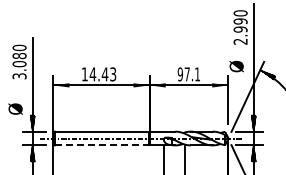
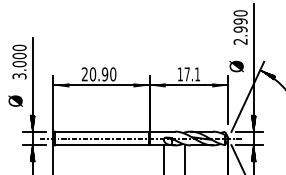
text: 3.080 -> 3.000 (19, 55)
text: 14.43 -> 20.90 (98, 74)
text: 97.1 -> 17.1 (180, 74)
text position: (15, 108) -> (15, 100) (15, 100)
line: dashed -> solid (102, 145)
